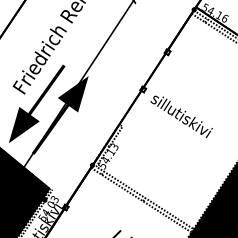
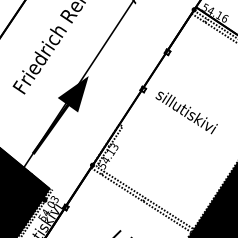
fill: present -> none (36, 103)
text position: (181, 116) -> (186, 112) (186, 112)
